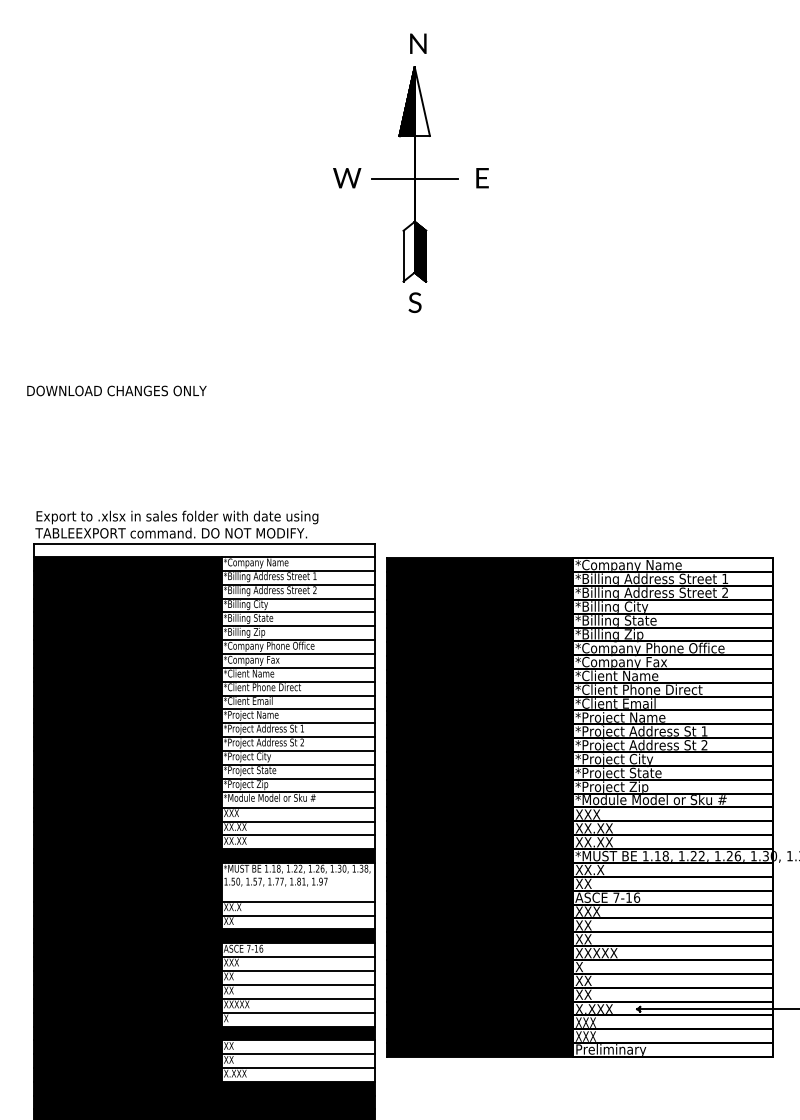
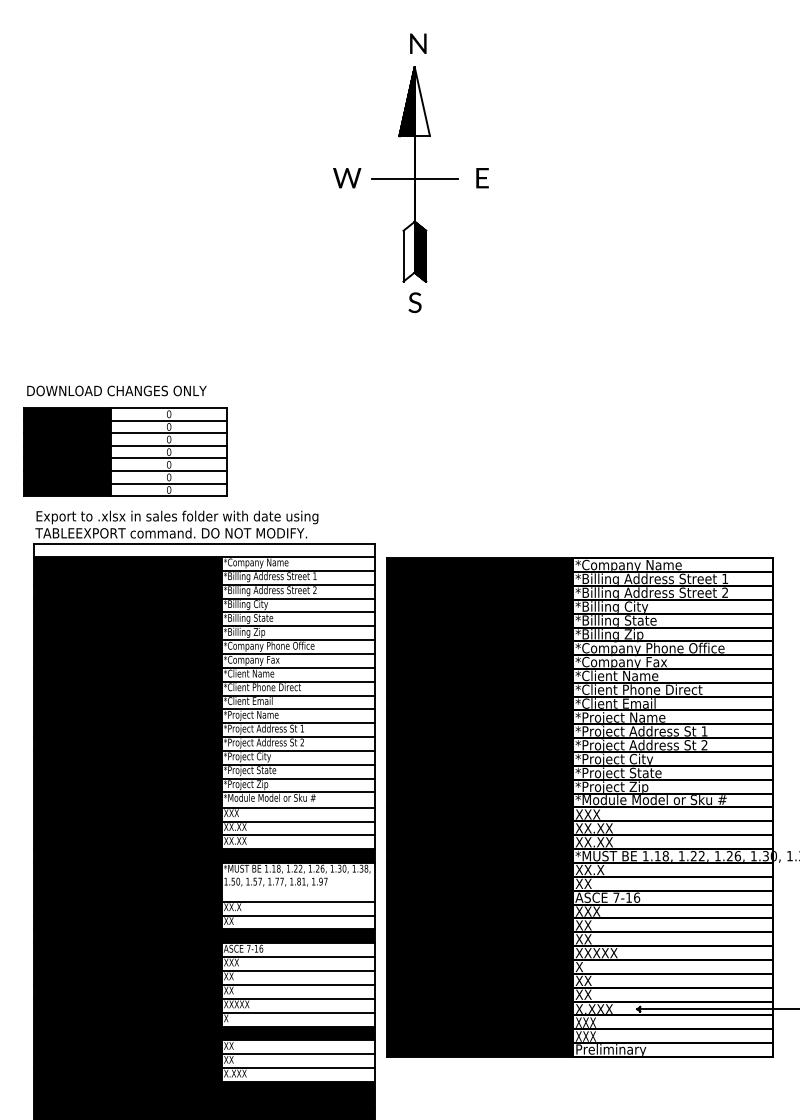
part: none -> present (125, 451)
